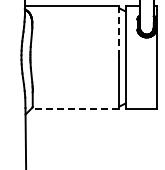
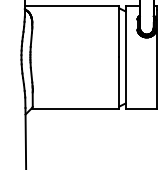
line: dashed -> solid (119, 31)
line: dashed -> solid (75, 108)
